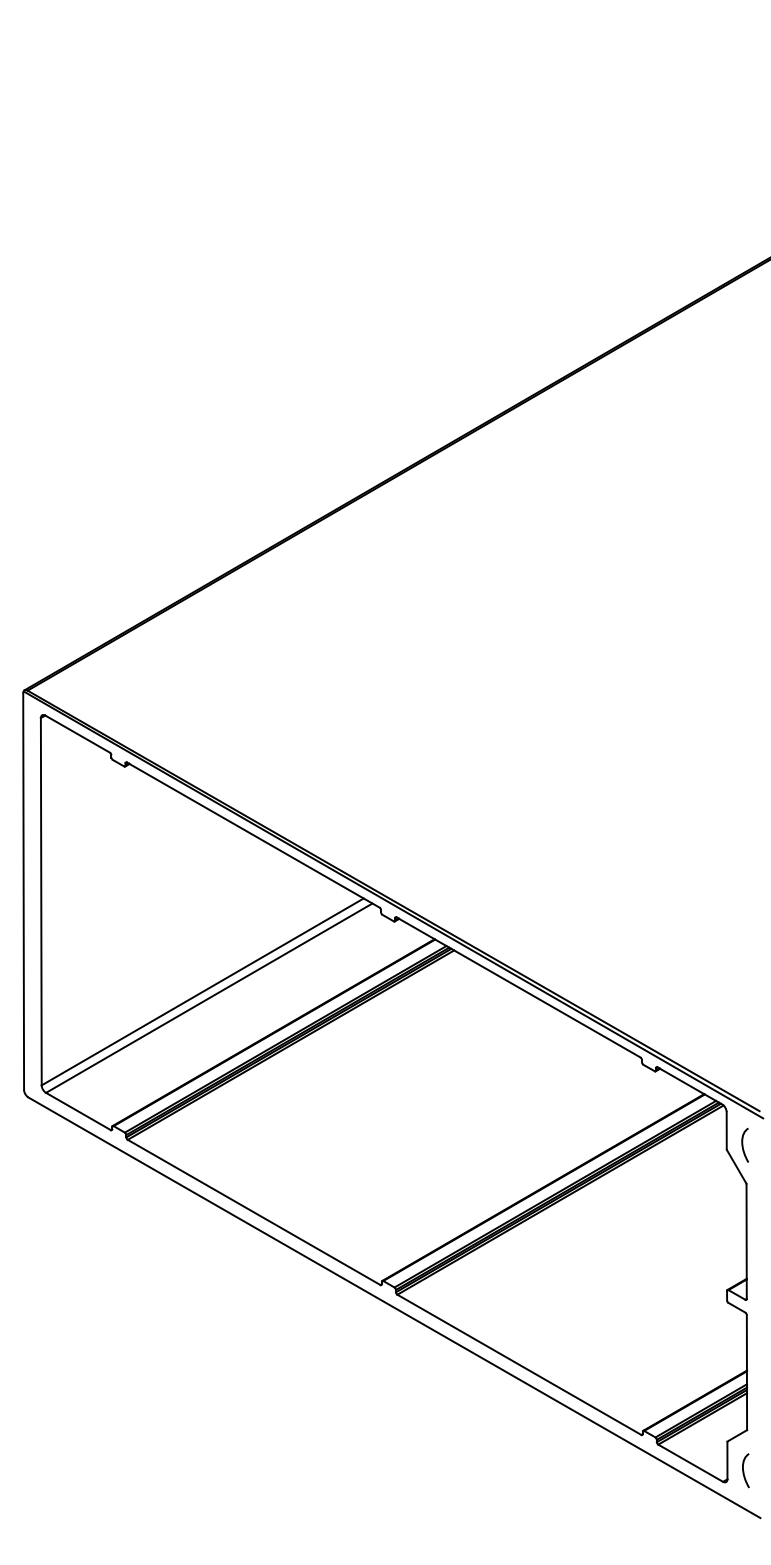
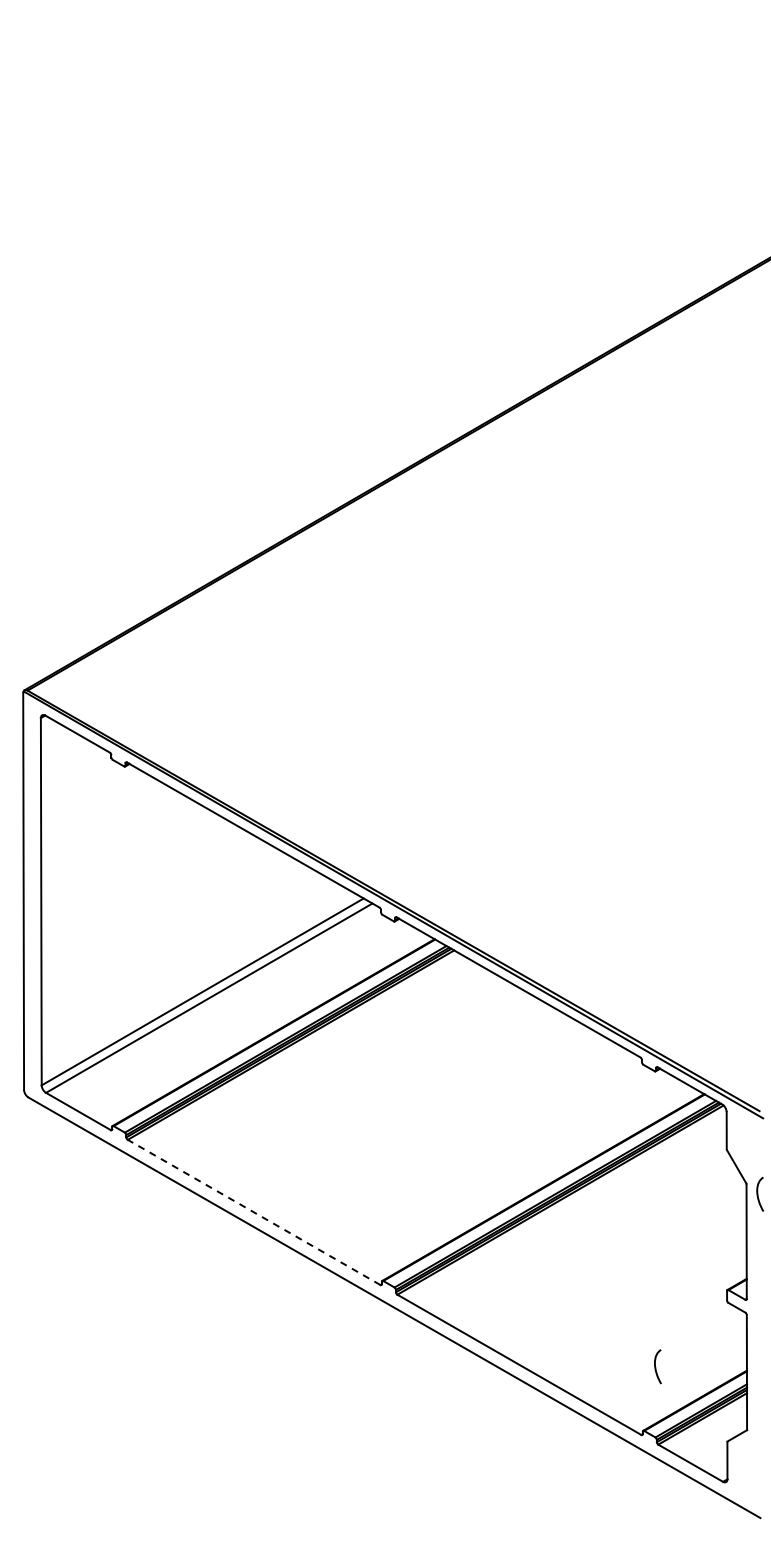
curve position: (743, 1145) -> (758, 1194) (758, 1194)
line: solid -> dashed (254, 1212)
curve position: (744, 1471) -> (656, 1367) (656, 1367)
